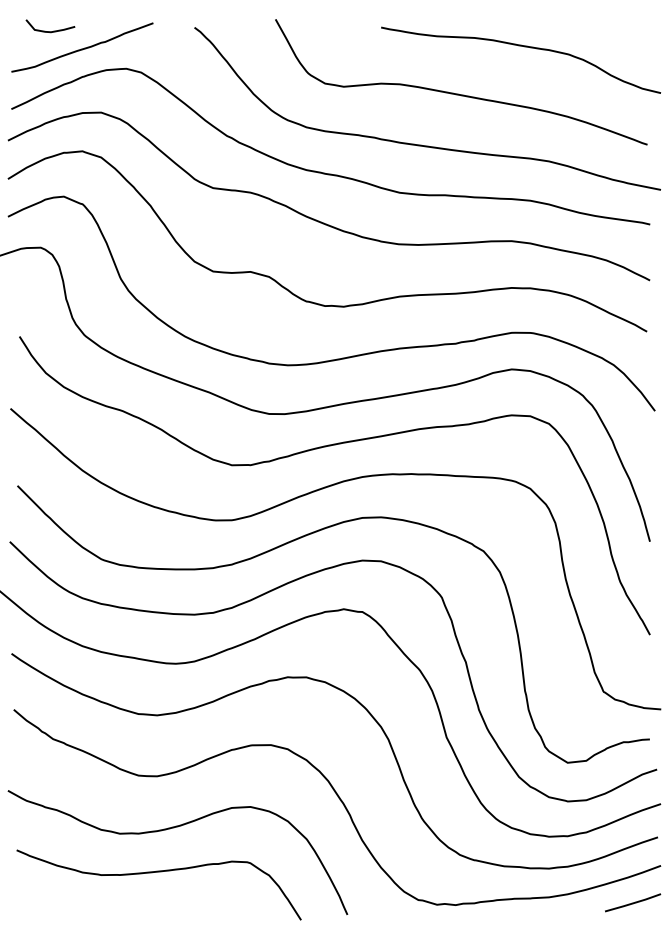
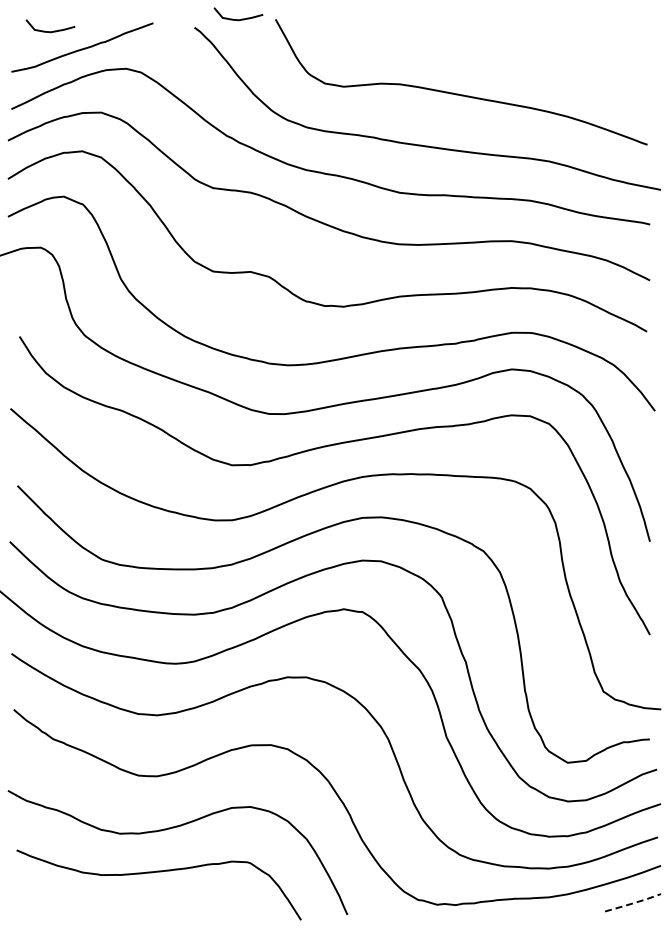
curve: none -> present (241, 18)
curve: present -> none (524, 47)
line: solid -> dashed (633, 903)
